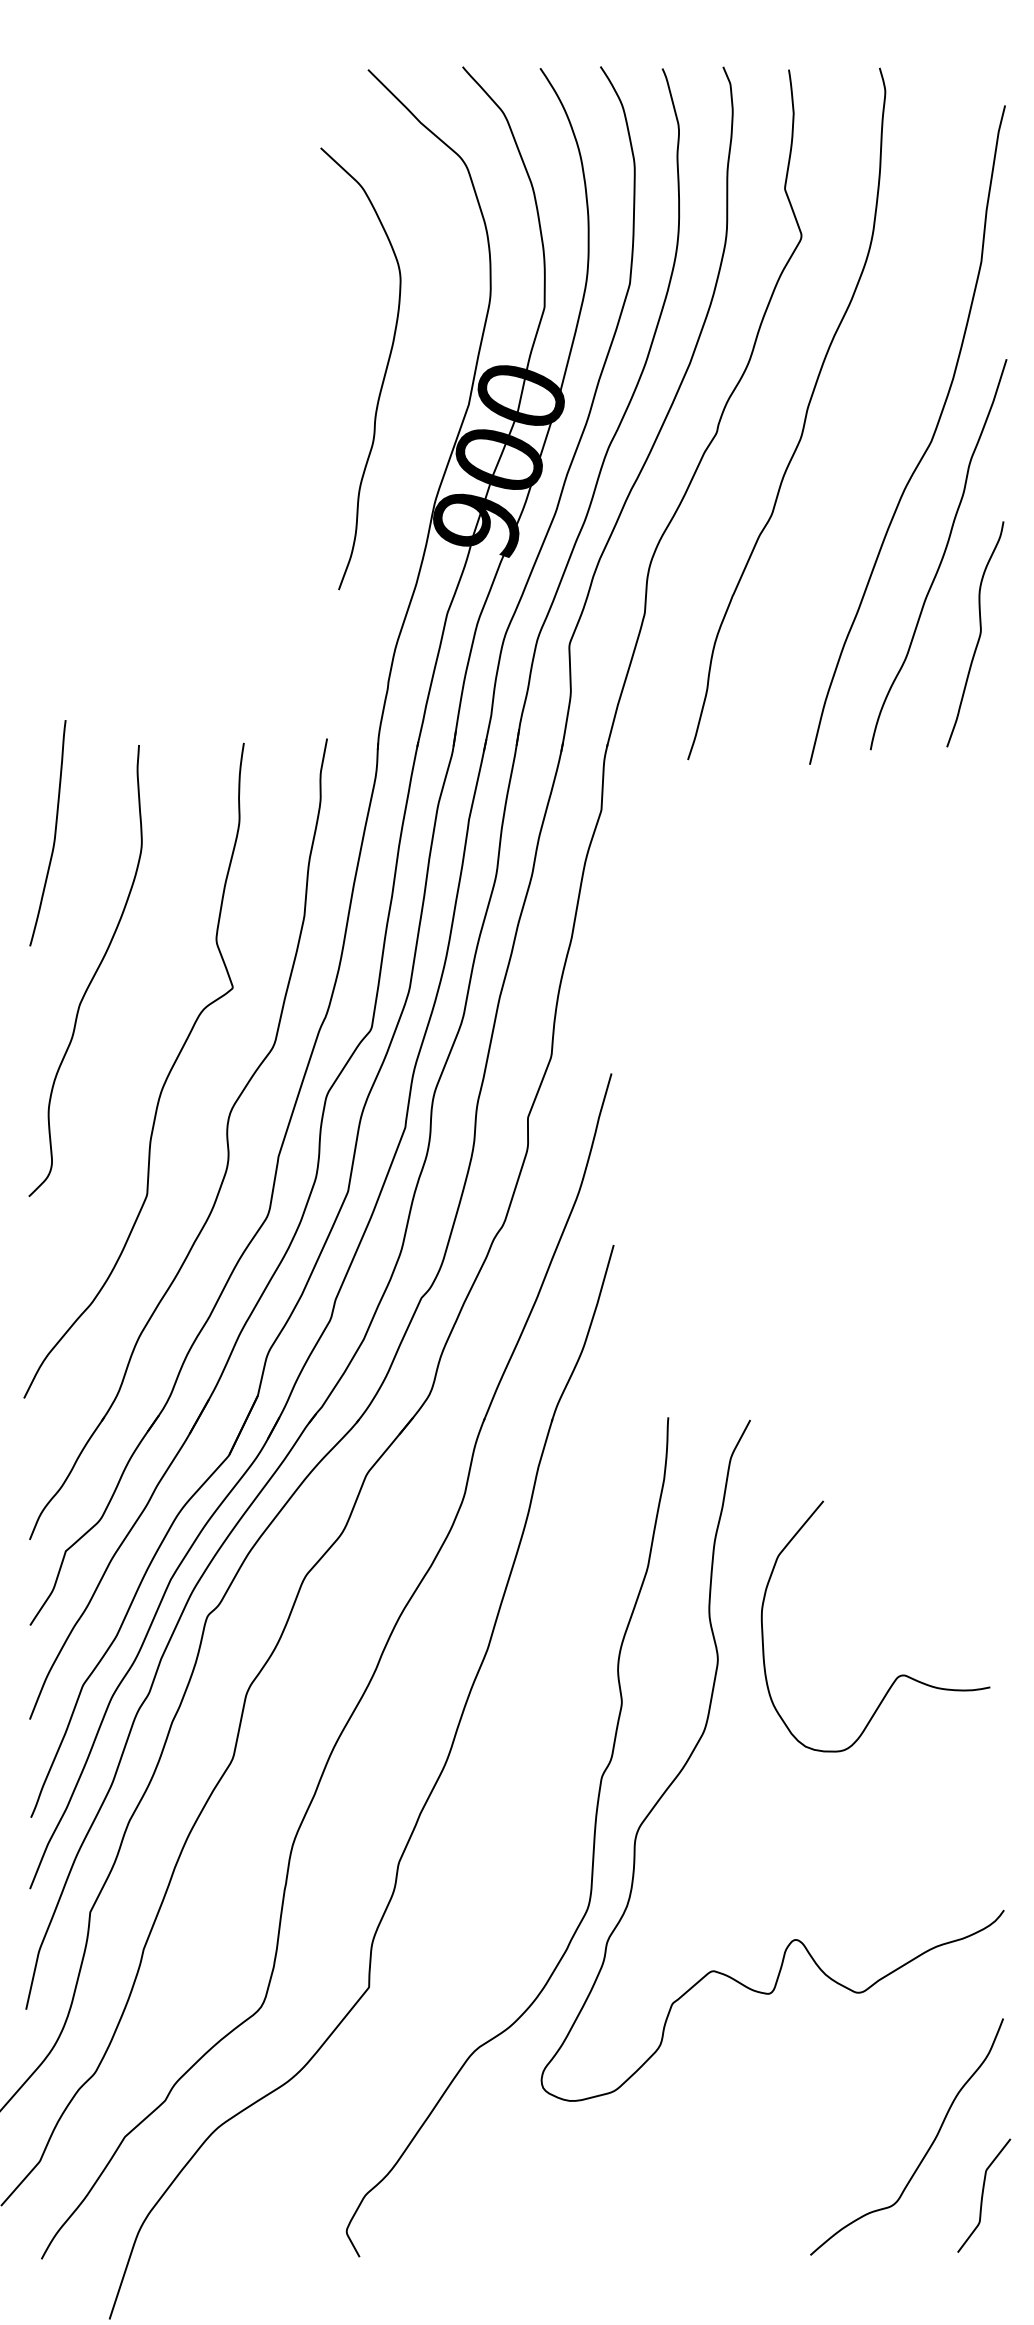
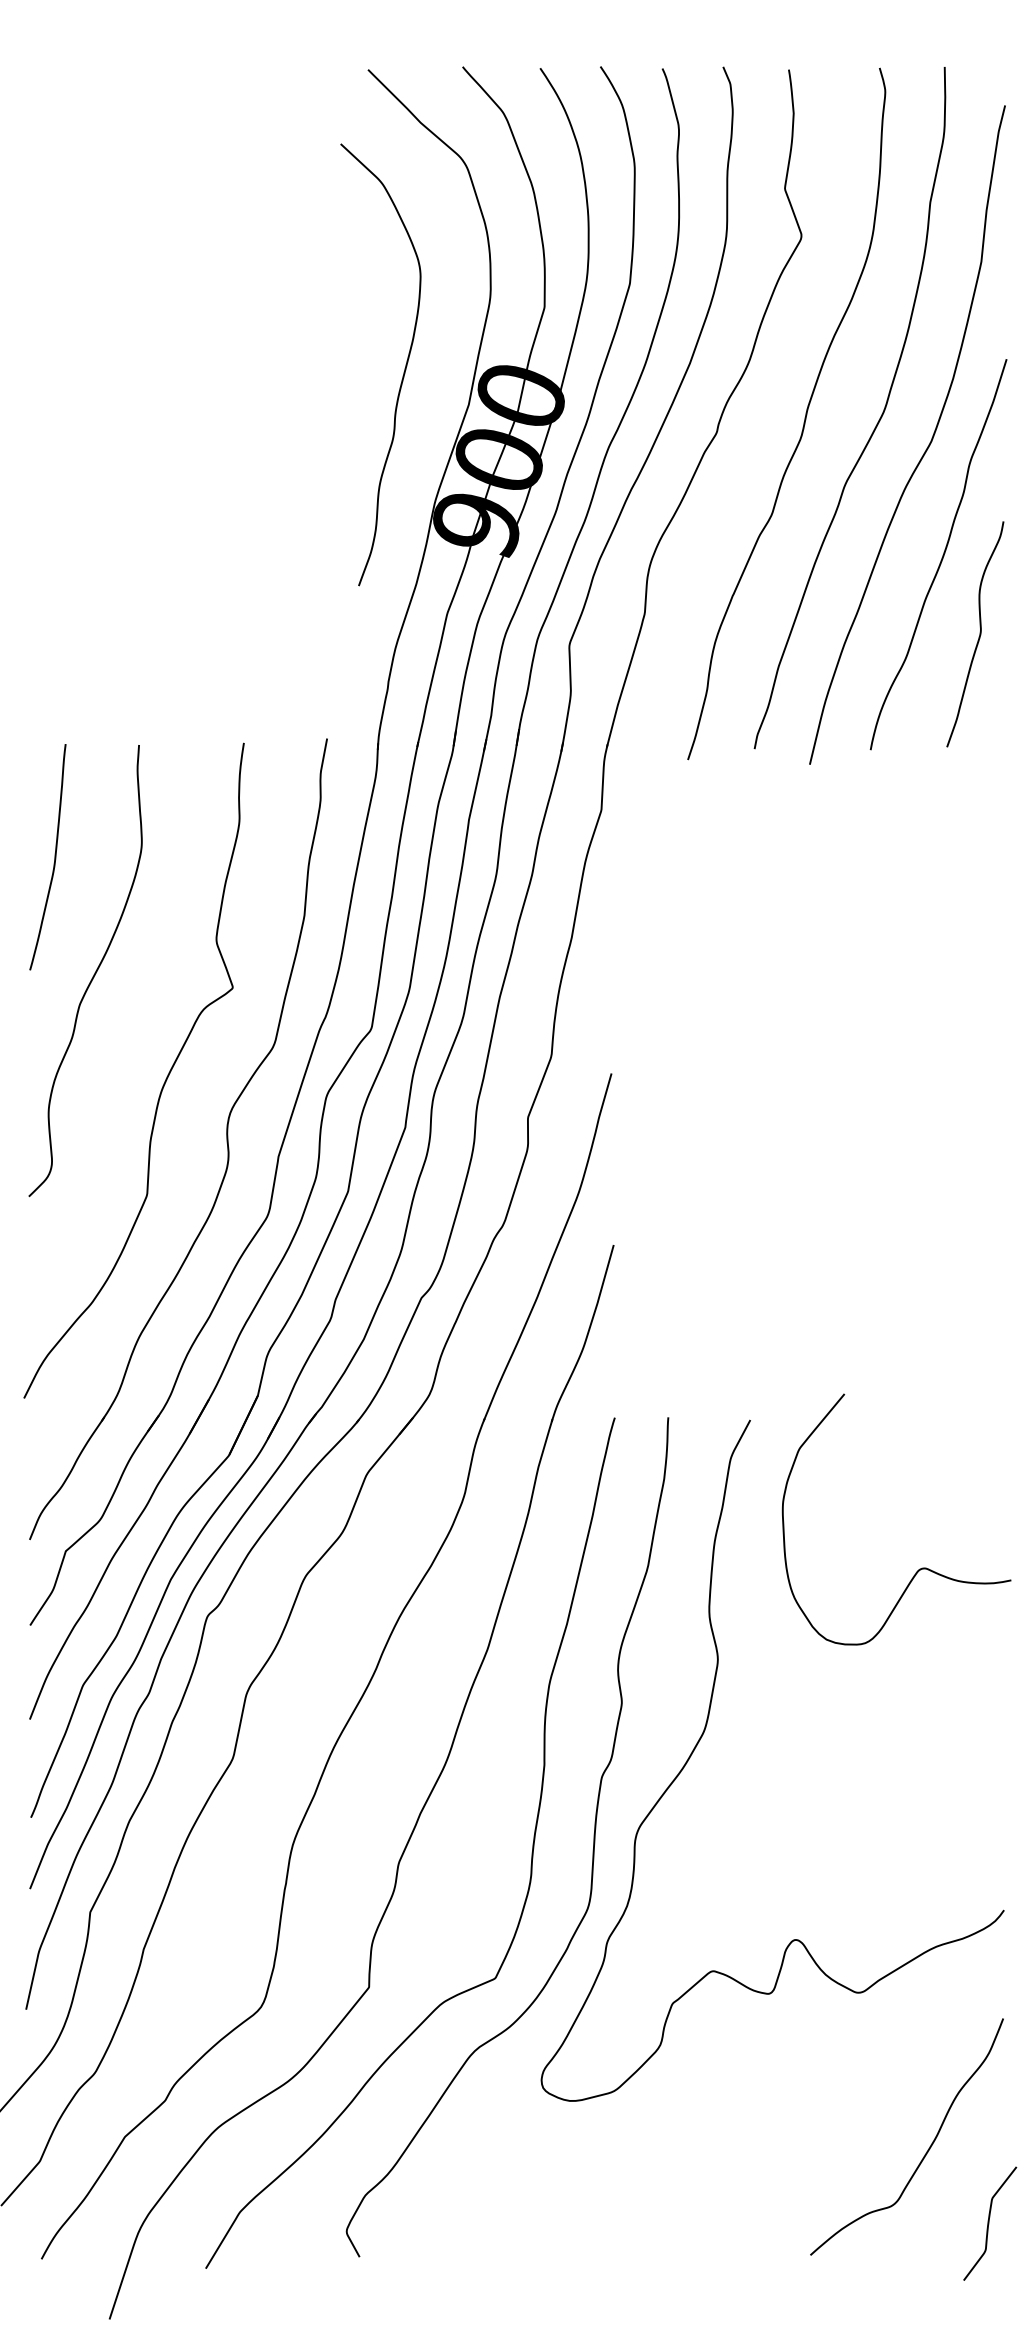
curve position: (384, 372) -> (404, 368) (404, 368)
curve: none -> present (875, 425)
curve position: (54, 833) -> (54, 857) (54, 857)
curve position: (898, 1675) -> (919, 1568) (919, 1568)
curve: none -> present (531, 1852)
curve position: (983, 2195) -> (989, 2223) (989, 2223)
